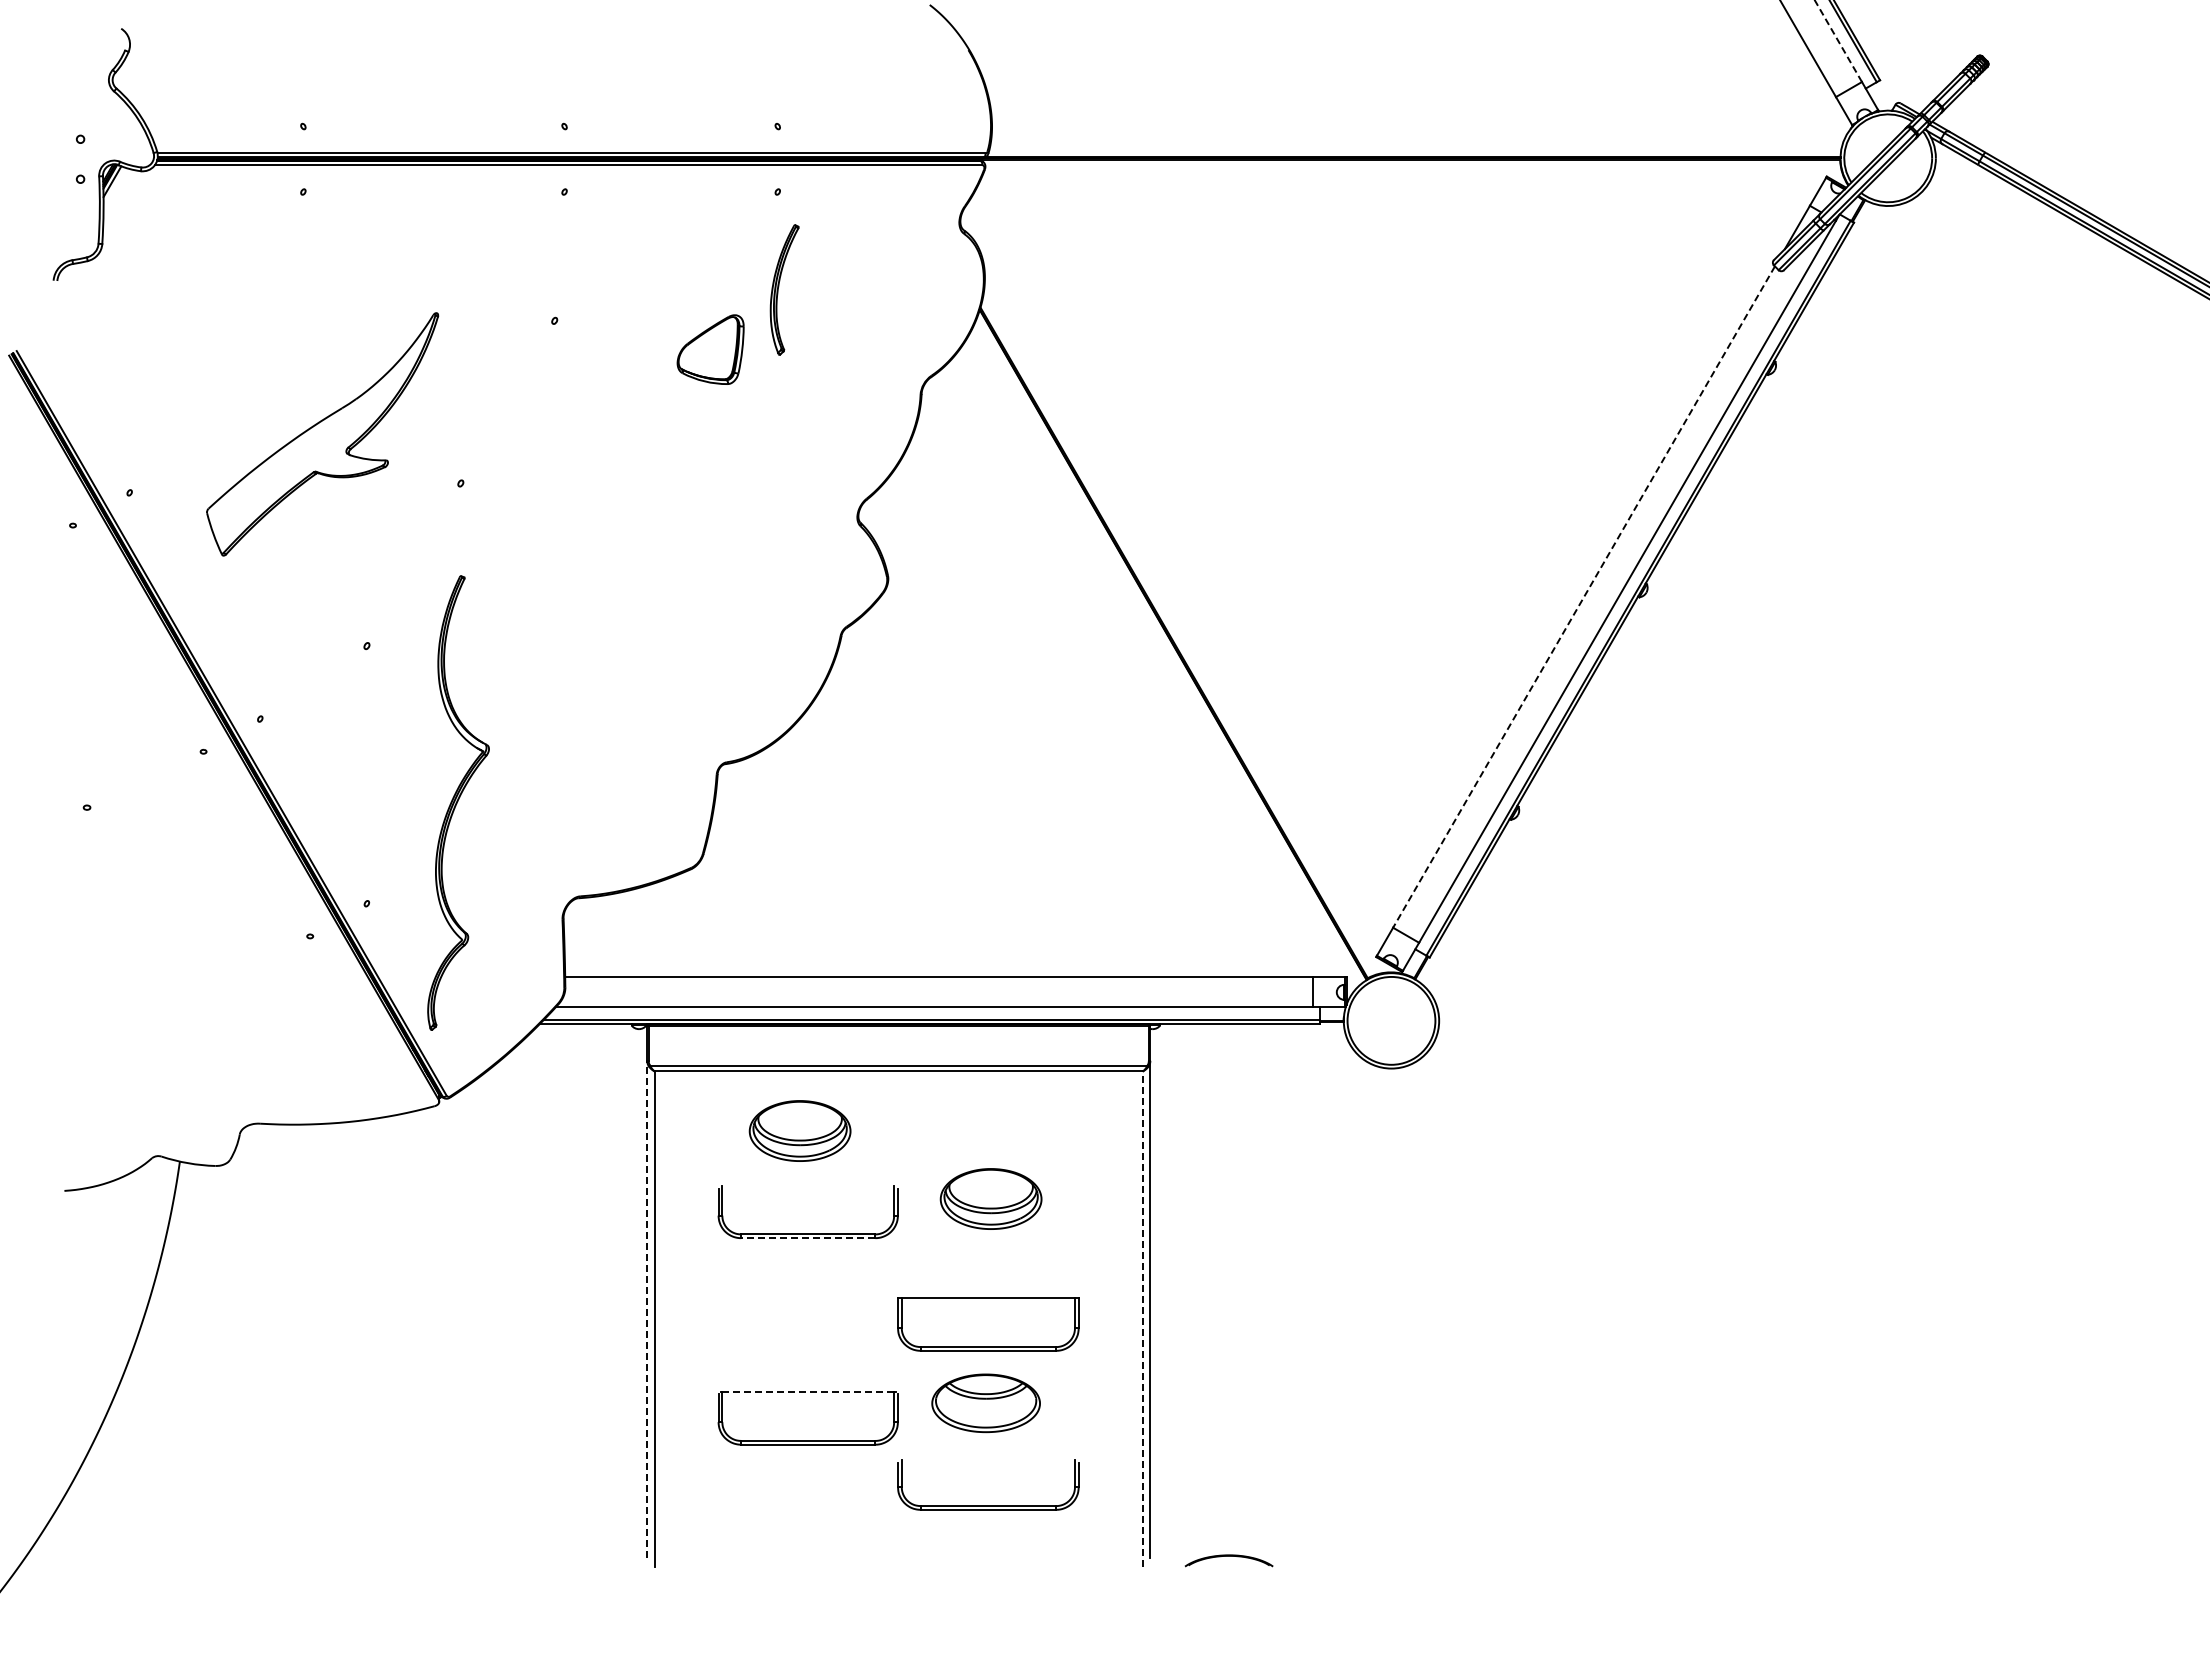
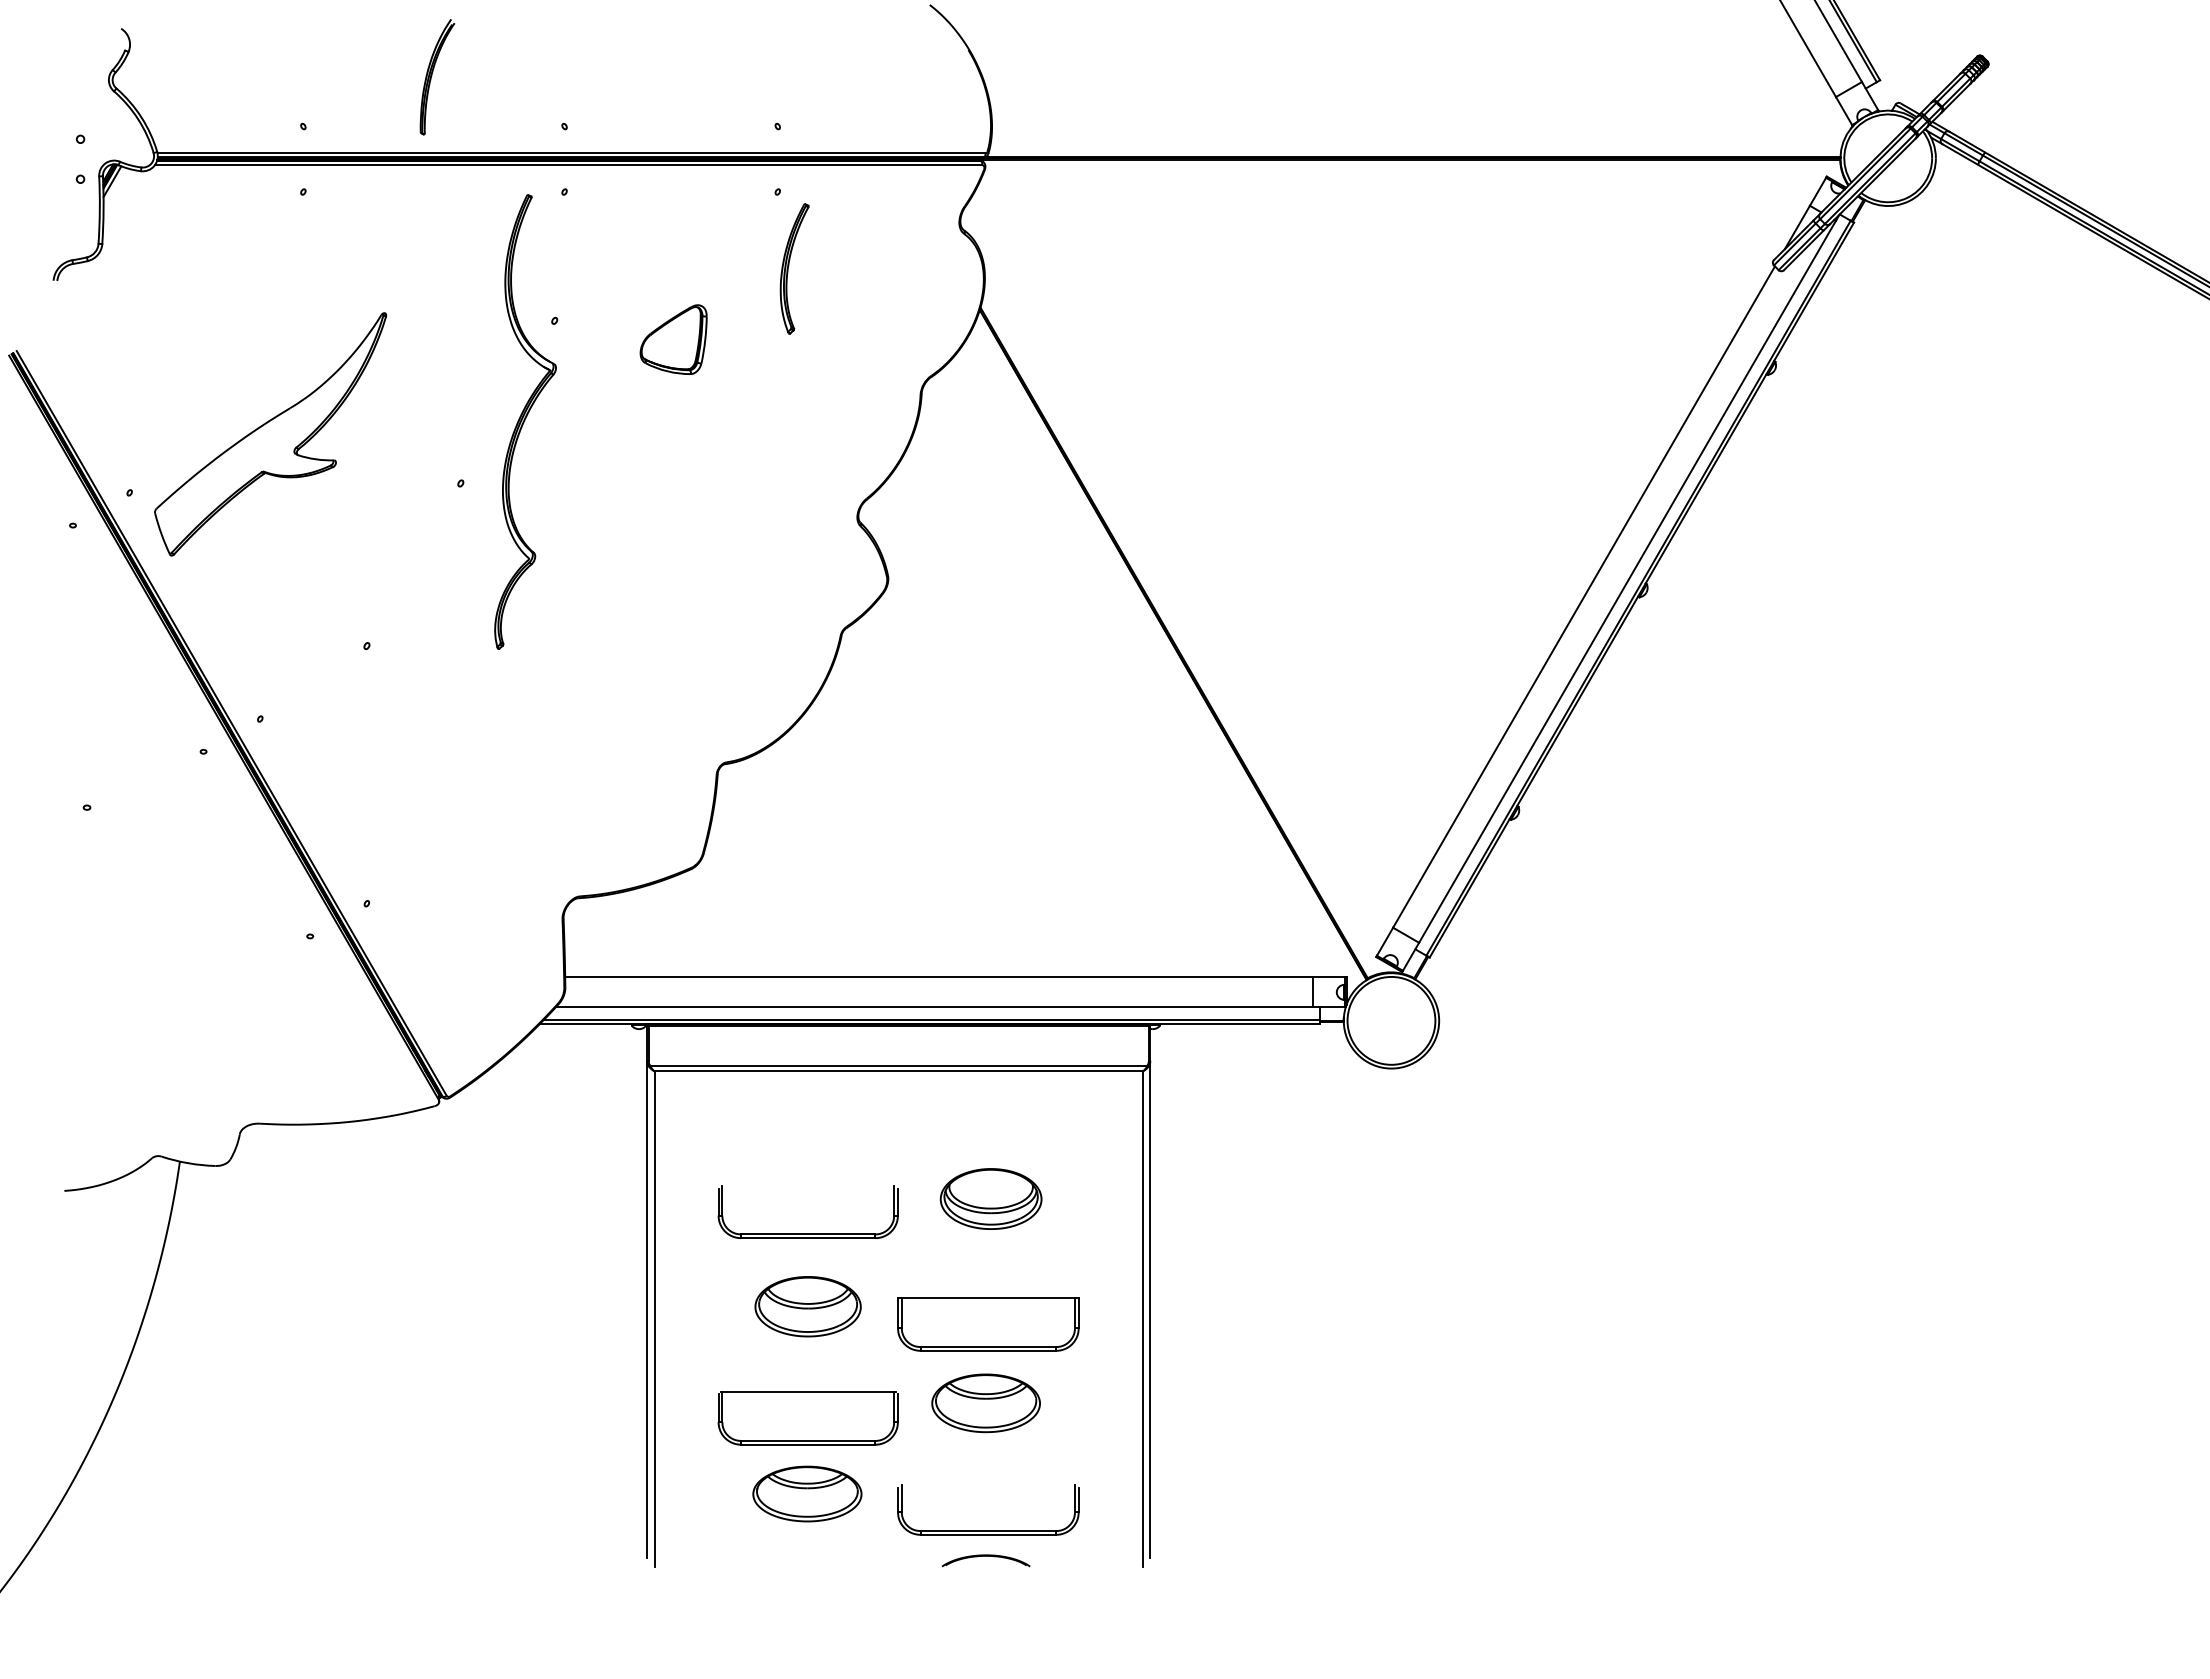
line: dashed -> solid (1838, 41)
part: none -> present (437, 77)
part position: (784, 289) -> (794, 268) (794, 268)
part position: (710, 349) -> (673, 339) (673, 339)
part position: (322, 434) -> (270, 434) (270, 434)
line: dashed -> solid (1584, 597)
part position: (458, 802) -> (525, 421) (525, 421)
part: present -> none (799, 1130)
line: dashed -> solid (807, 1238)
part: none -> present (807, 1306)
line: dashed -> solid (647, 1309)
line: dashed -> solid (1142, 1319)
line: dashed -> solid (808, 1392)
part: none -> present (807, 1493)
part position: (988, 1505) -> (988, 1530) (988, 1530)
part position: (1228, 1560) -> (985, 1560) (985, 1560)
